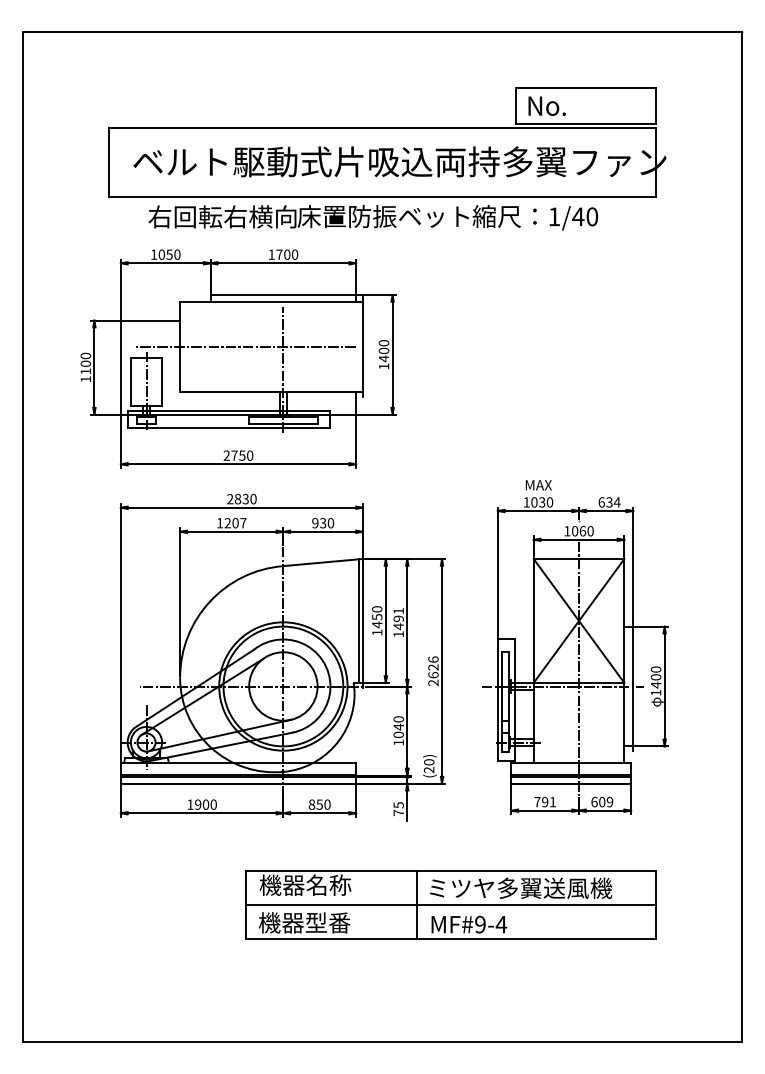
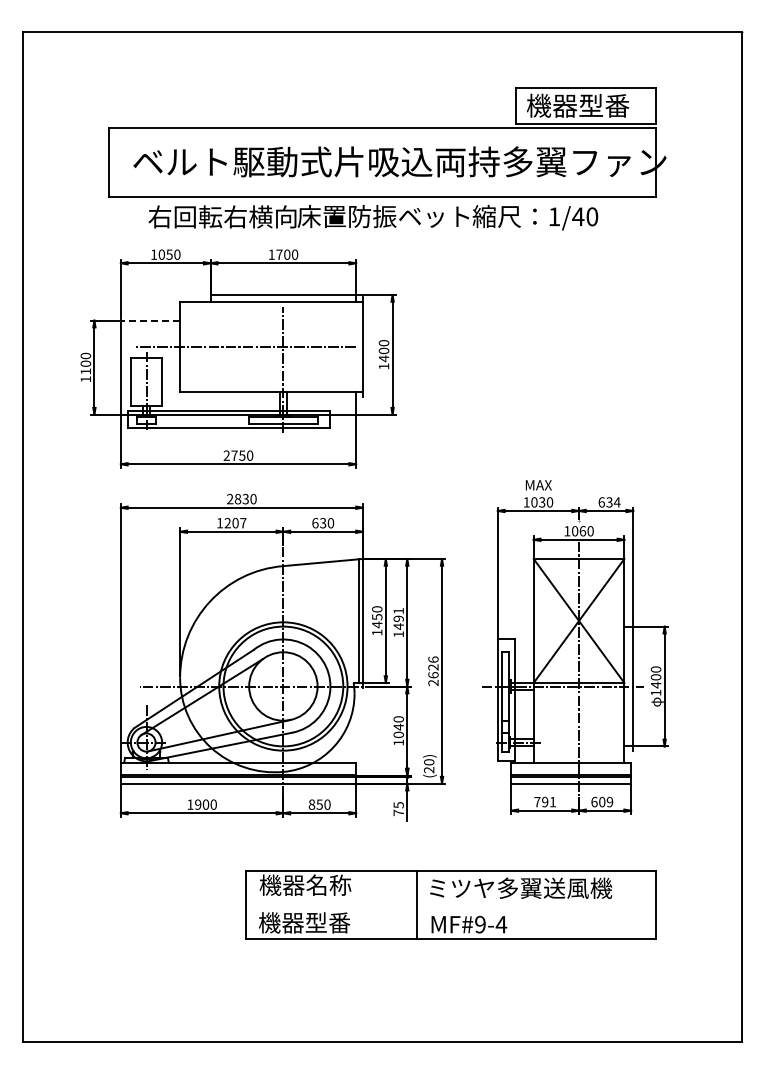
text: No. -> 機器型番 (577, 105)
line: solid -> dashed (150, 320)
text: 930 -> 630 (315, 523)
line: present -> none (450, 904)
